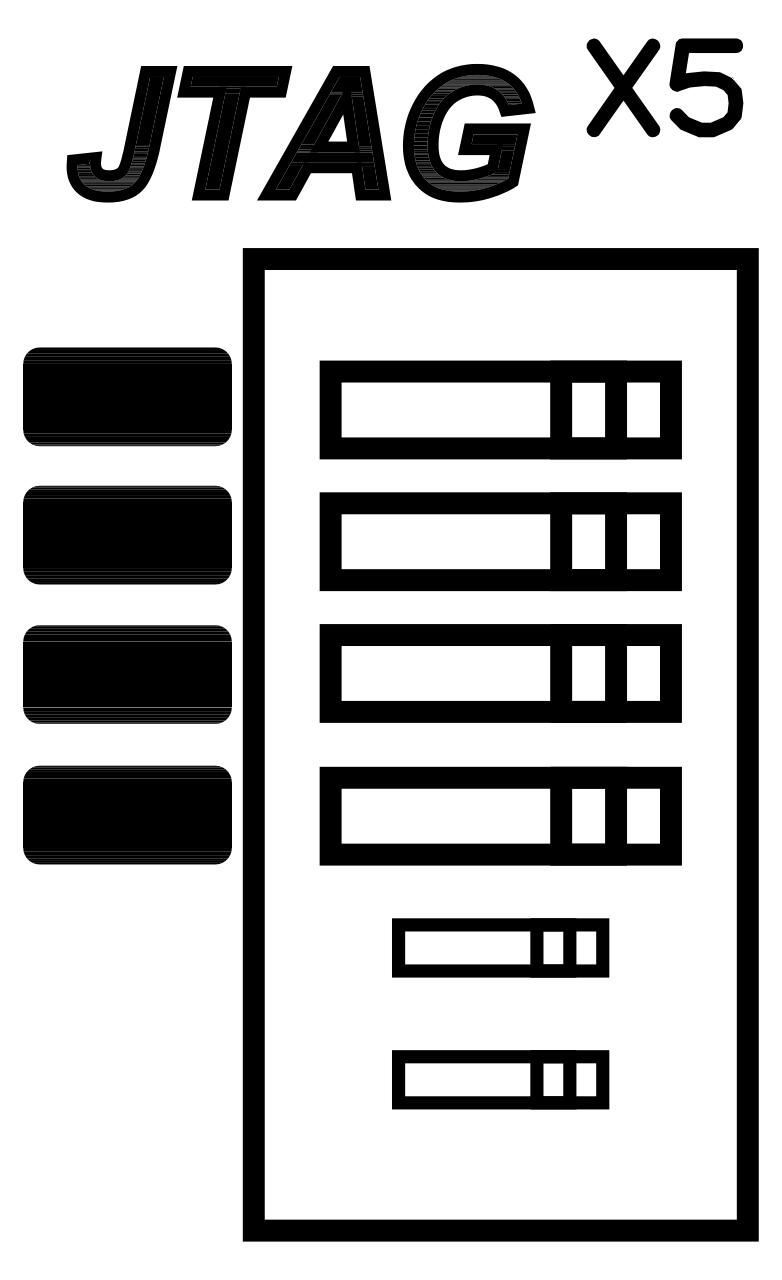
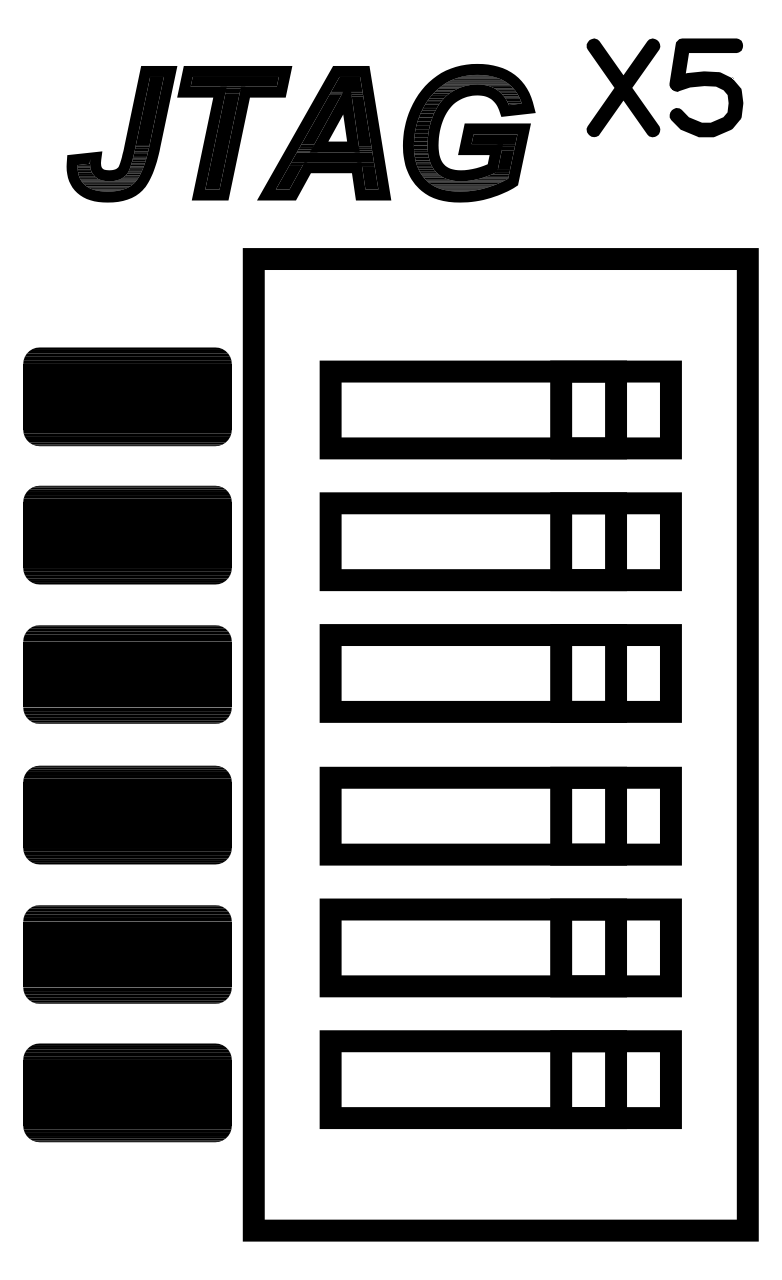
part size: 218x60 px -> 363x100 px (500, 947)
part: none -> present (127, 954)
part size: 218x60 px -> 363x100 px (500, 1079)
part: none -> present (127, 1092)
